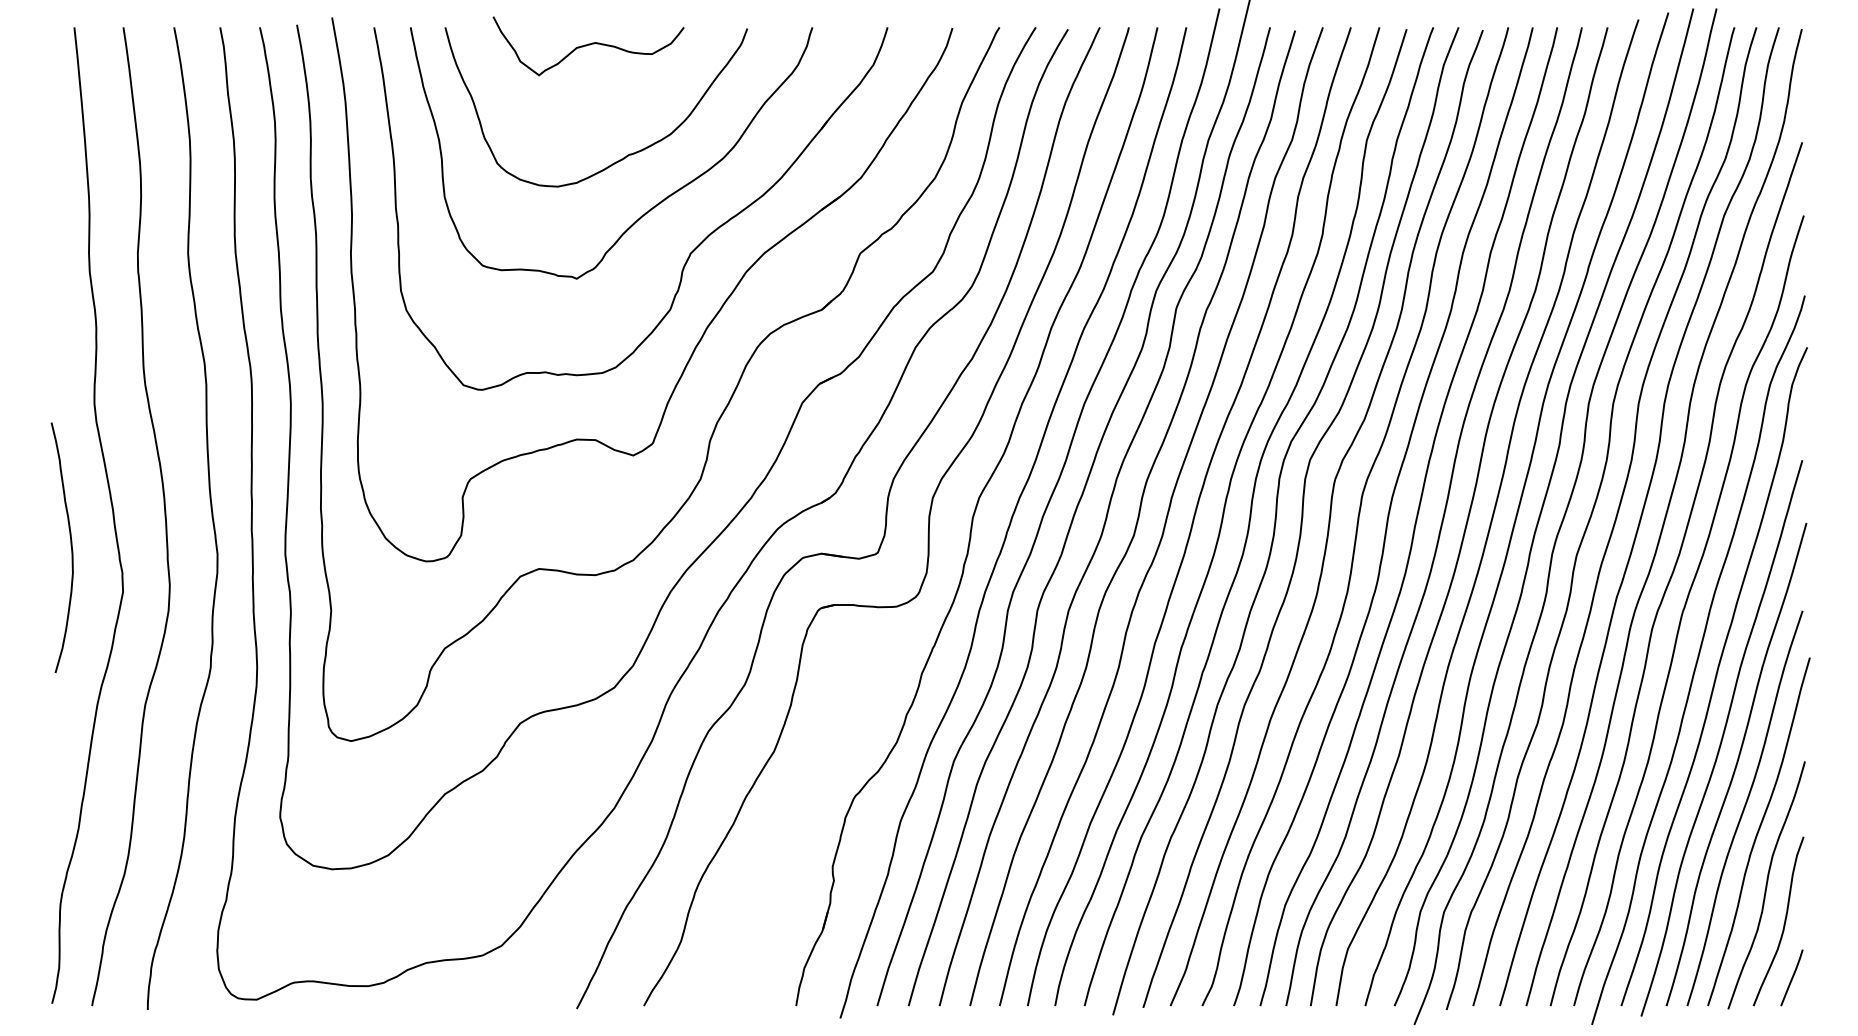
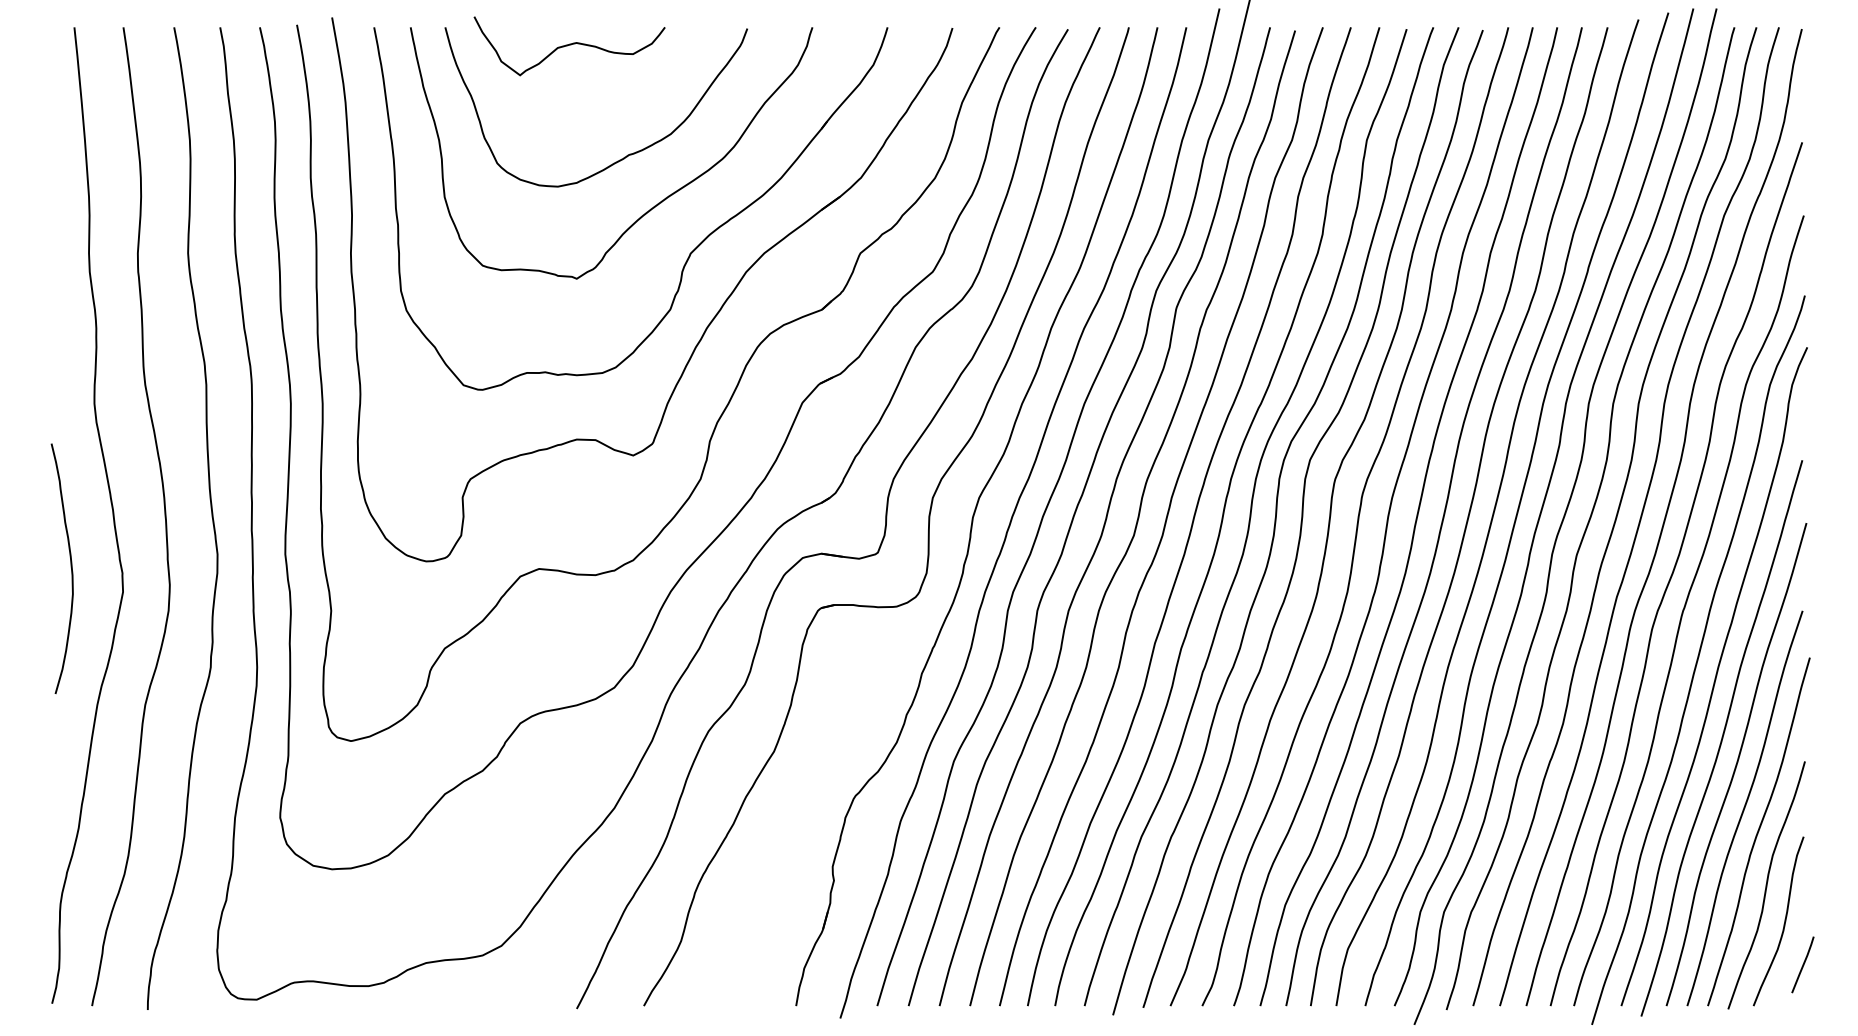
curve position: (588, 45) -> (569, 45) (569, 45)
curve position: (70, 546) -> (70, 567) (70, 567)
line position: (1791, 977) -> (1802, 964) (1802, 964)
